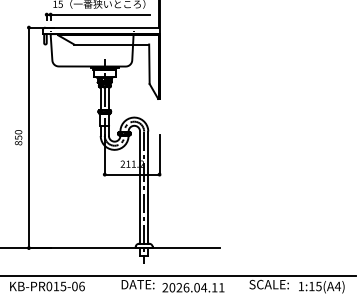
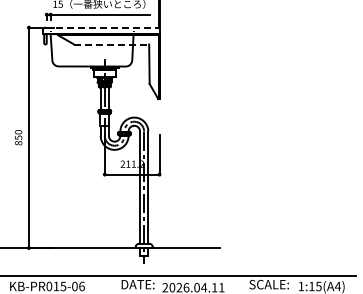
line: solid -> dashed (102, 27)
line: solid -> dashed (111, 44)
